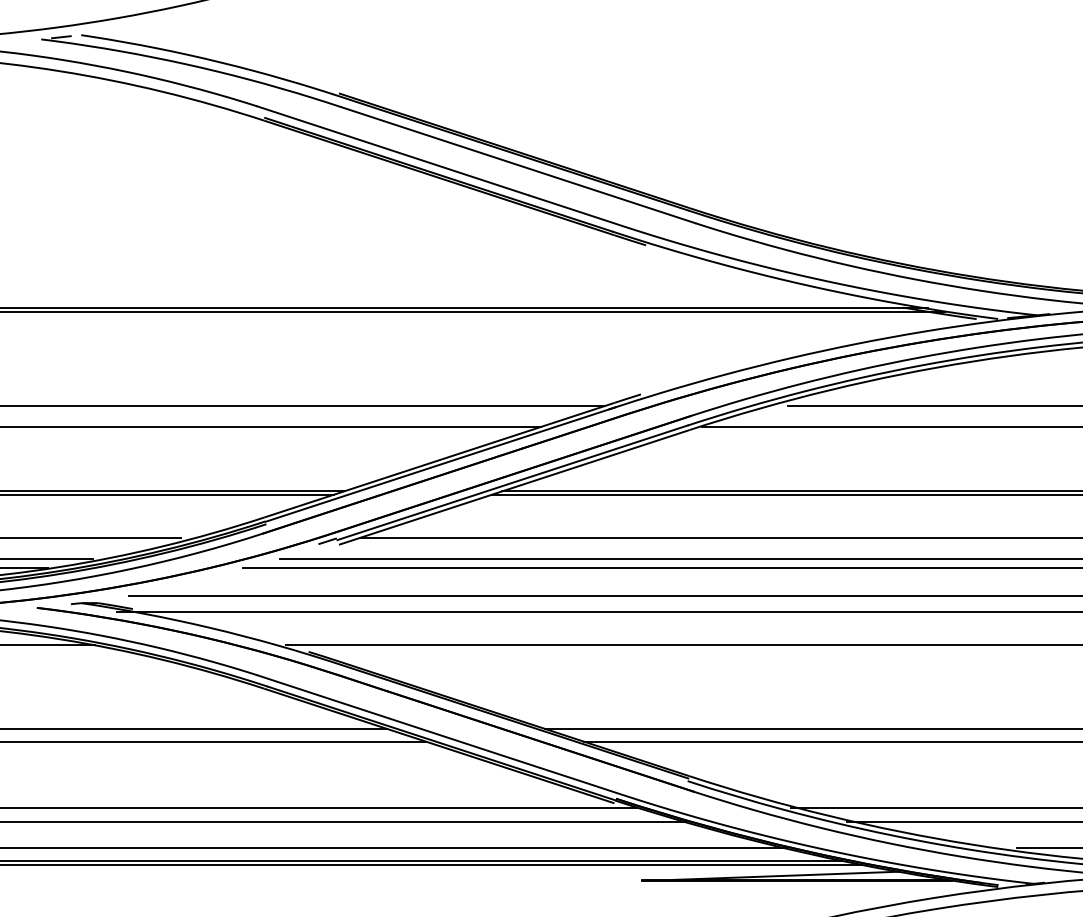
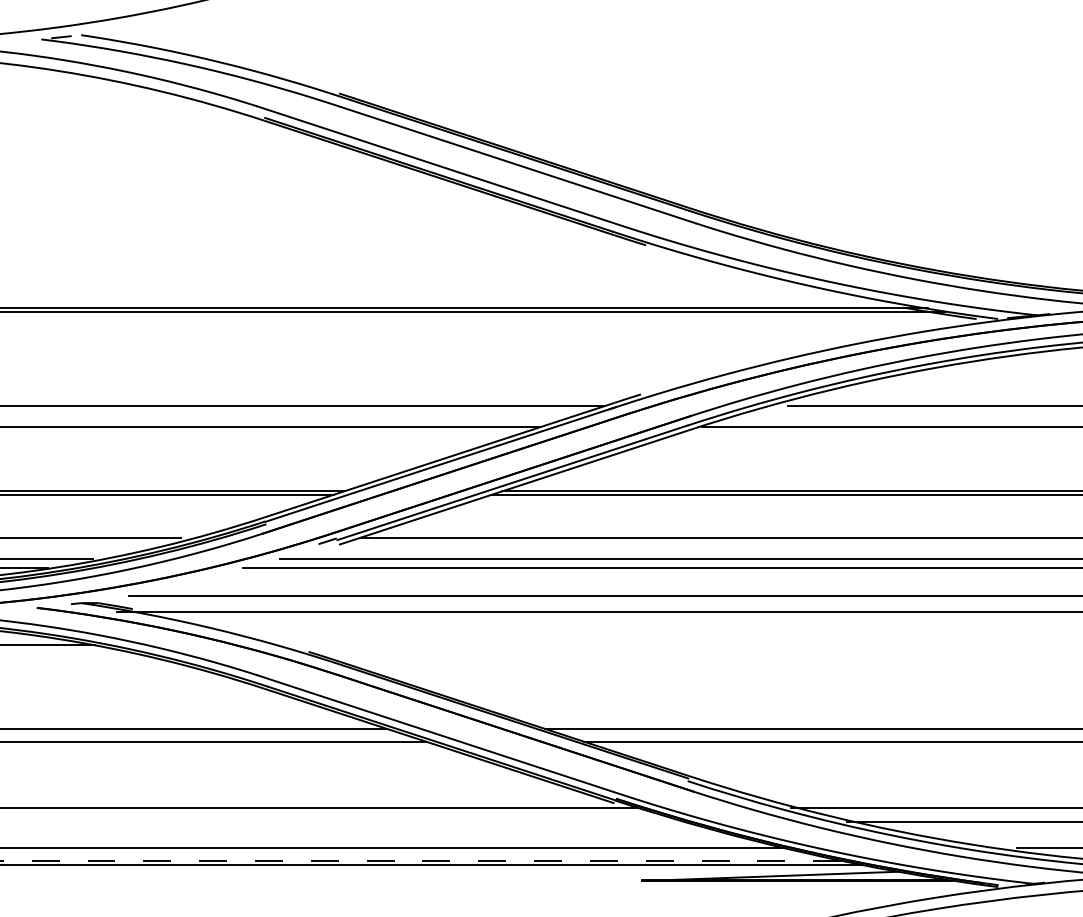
line: present -> none (682, 645)
line: present -> none (343, 822)
line: solid -> dashed (420, 860)
